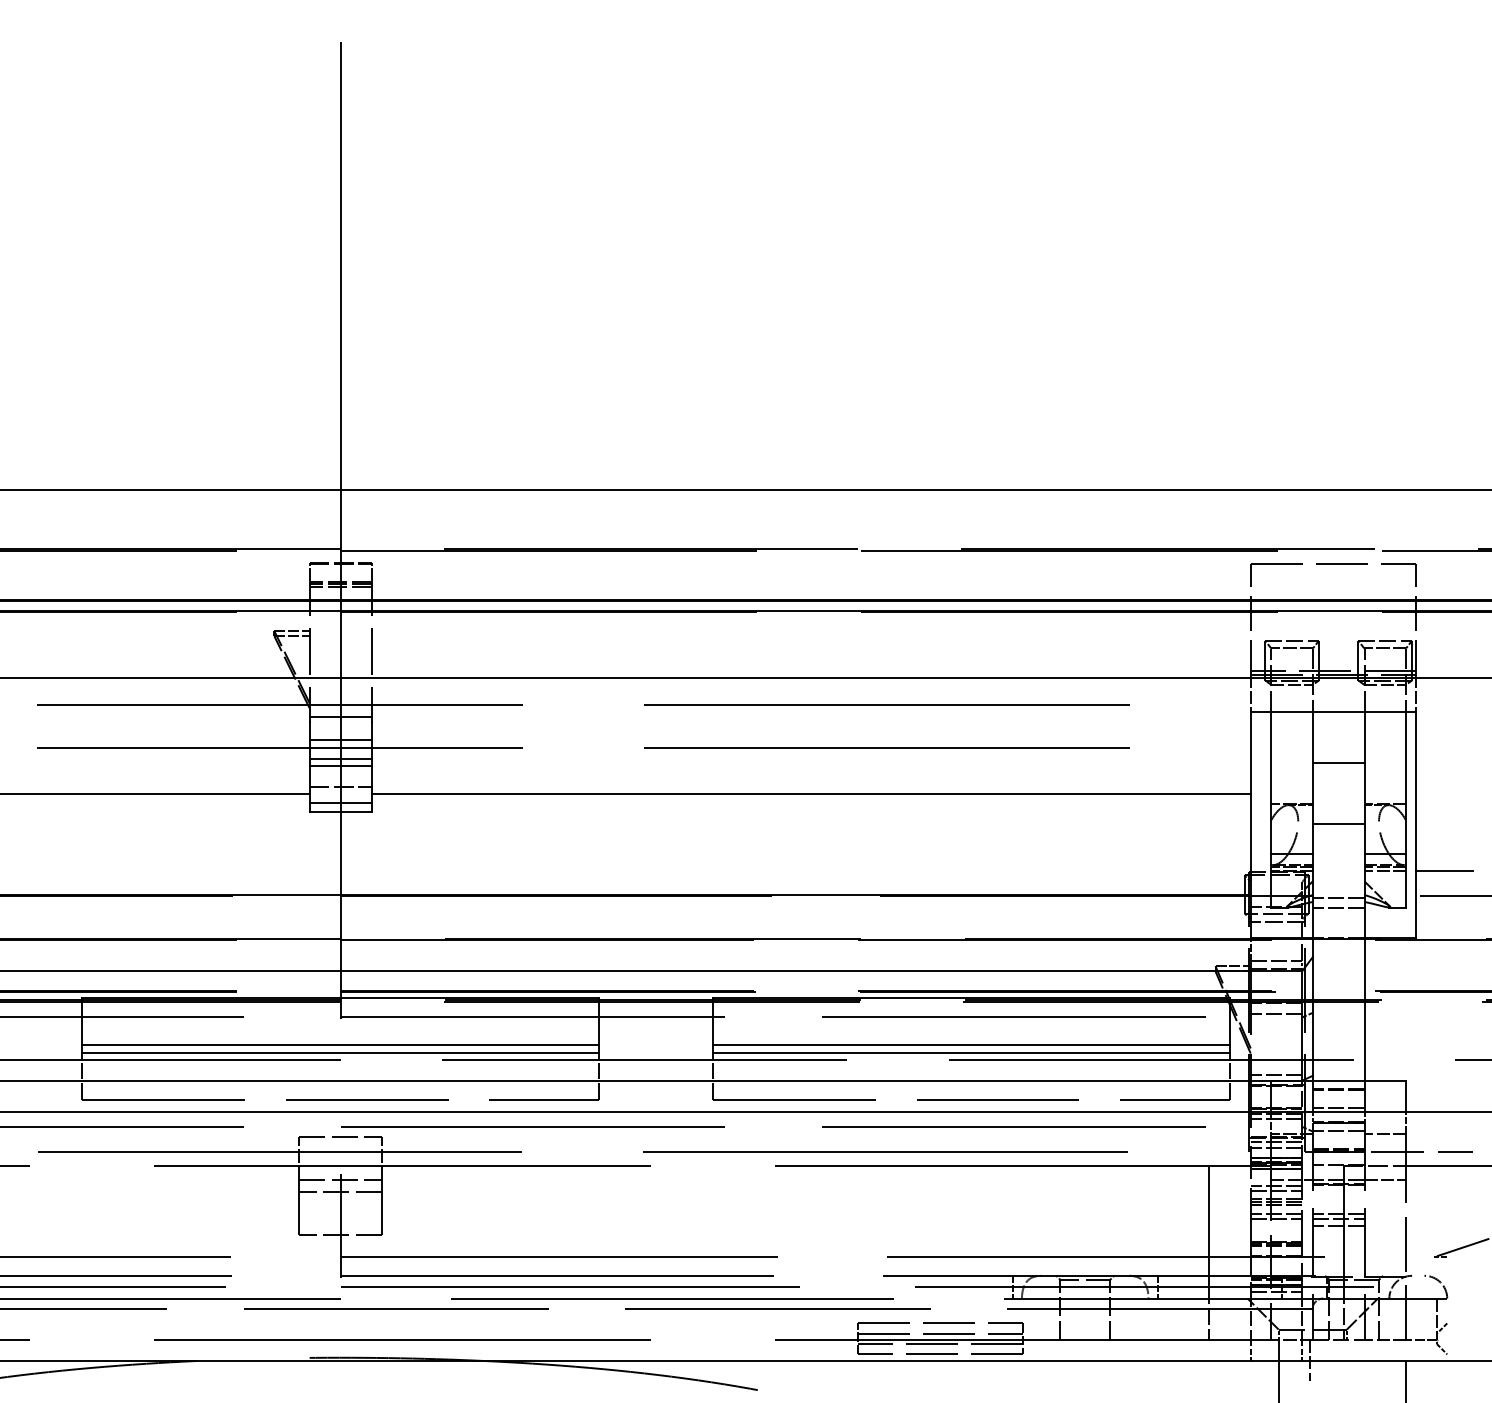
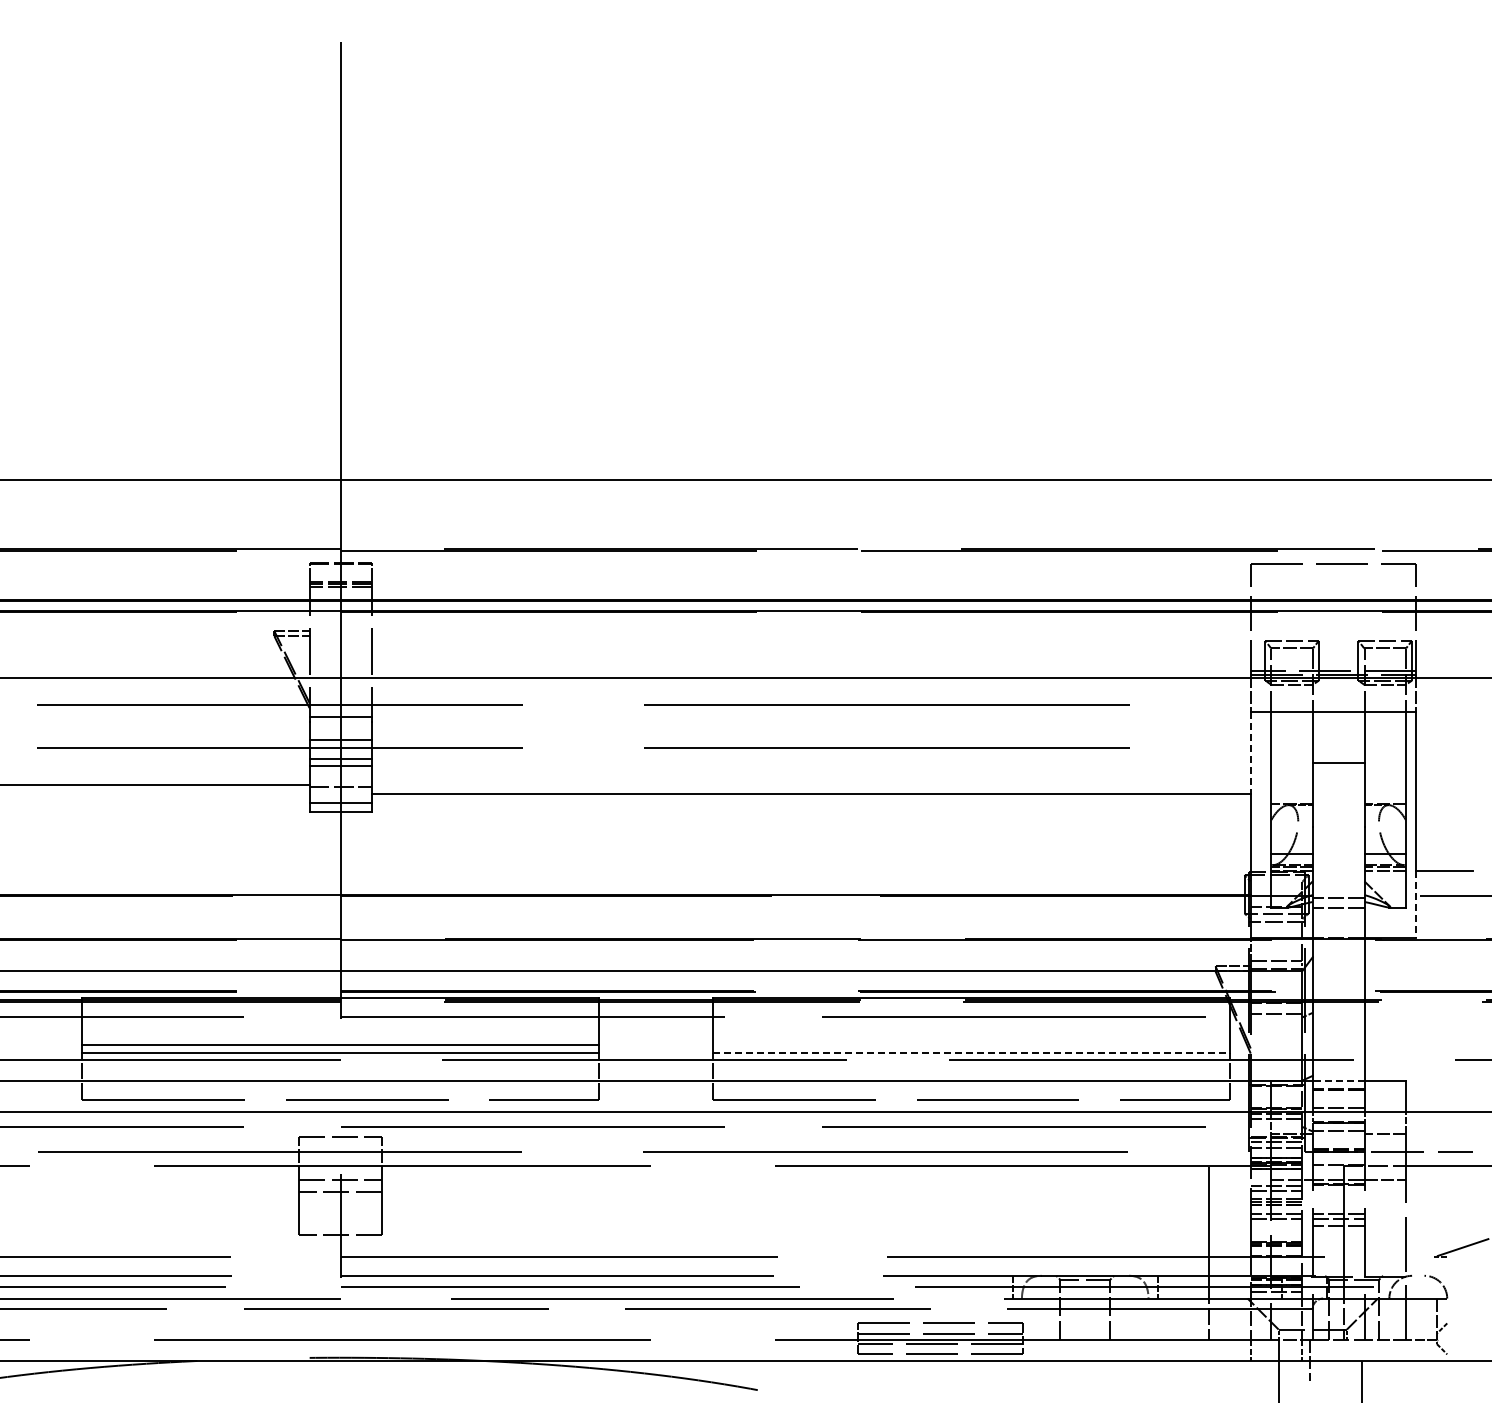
line position: (745, 490) -> (745, 480) (745, 480)
line: solid -> dashed (1250, 753)
line position: (155, 793) -> (155, 784) (155, 784)
line: present -> none (1338, 824)
line: solid -> dashed (1416, 904)
line: present -> none (971, 1044)
line: solid -> dashed (971, 1053)
line: present -> none (1276, 1075)
line: solid -> dashed (1338, 1081)
line position: (1405, 1379) -> (1361, 1379) (1361, 1379)
